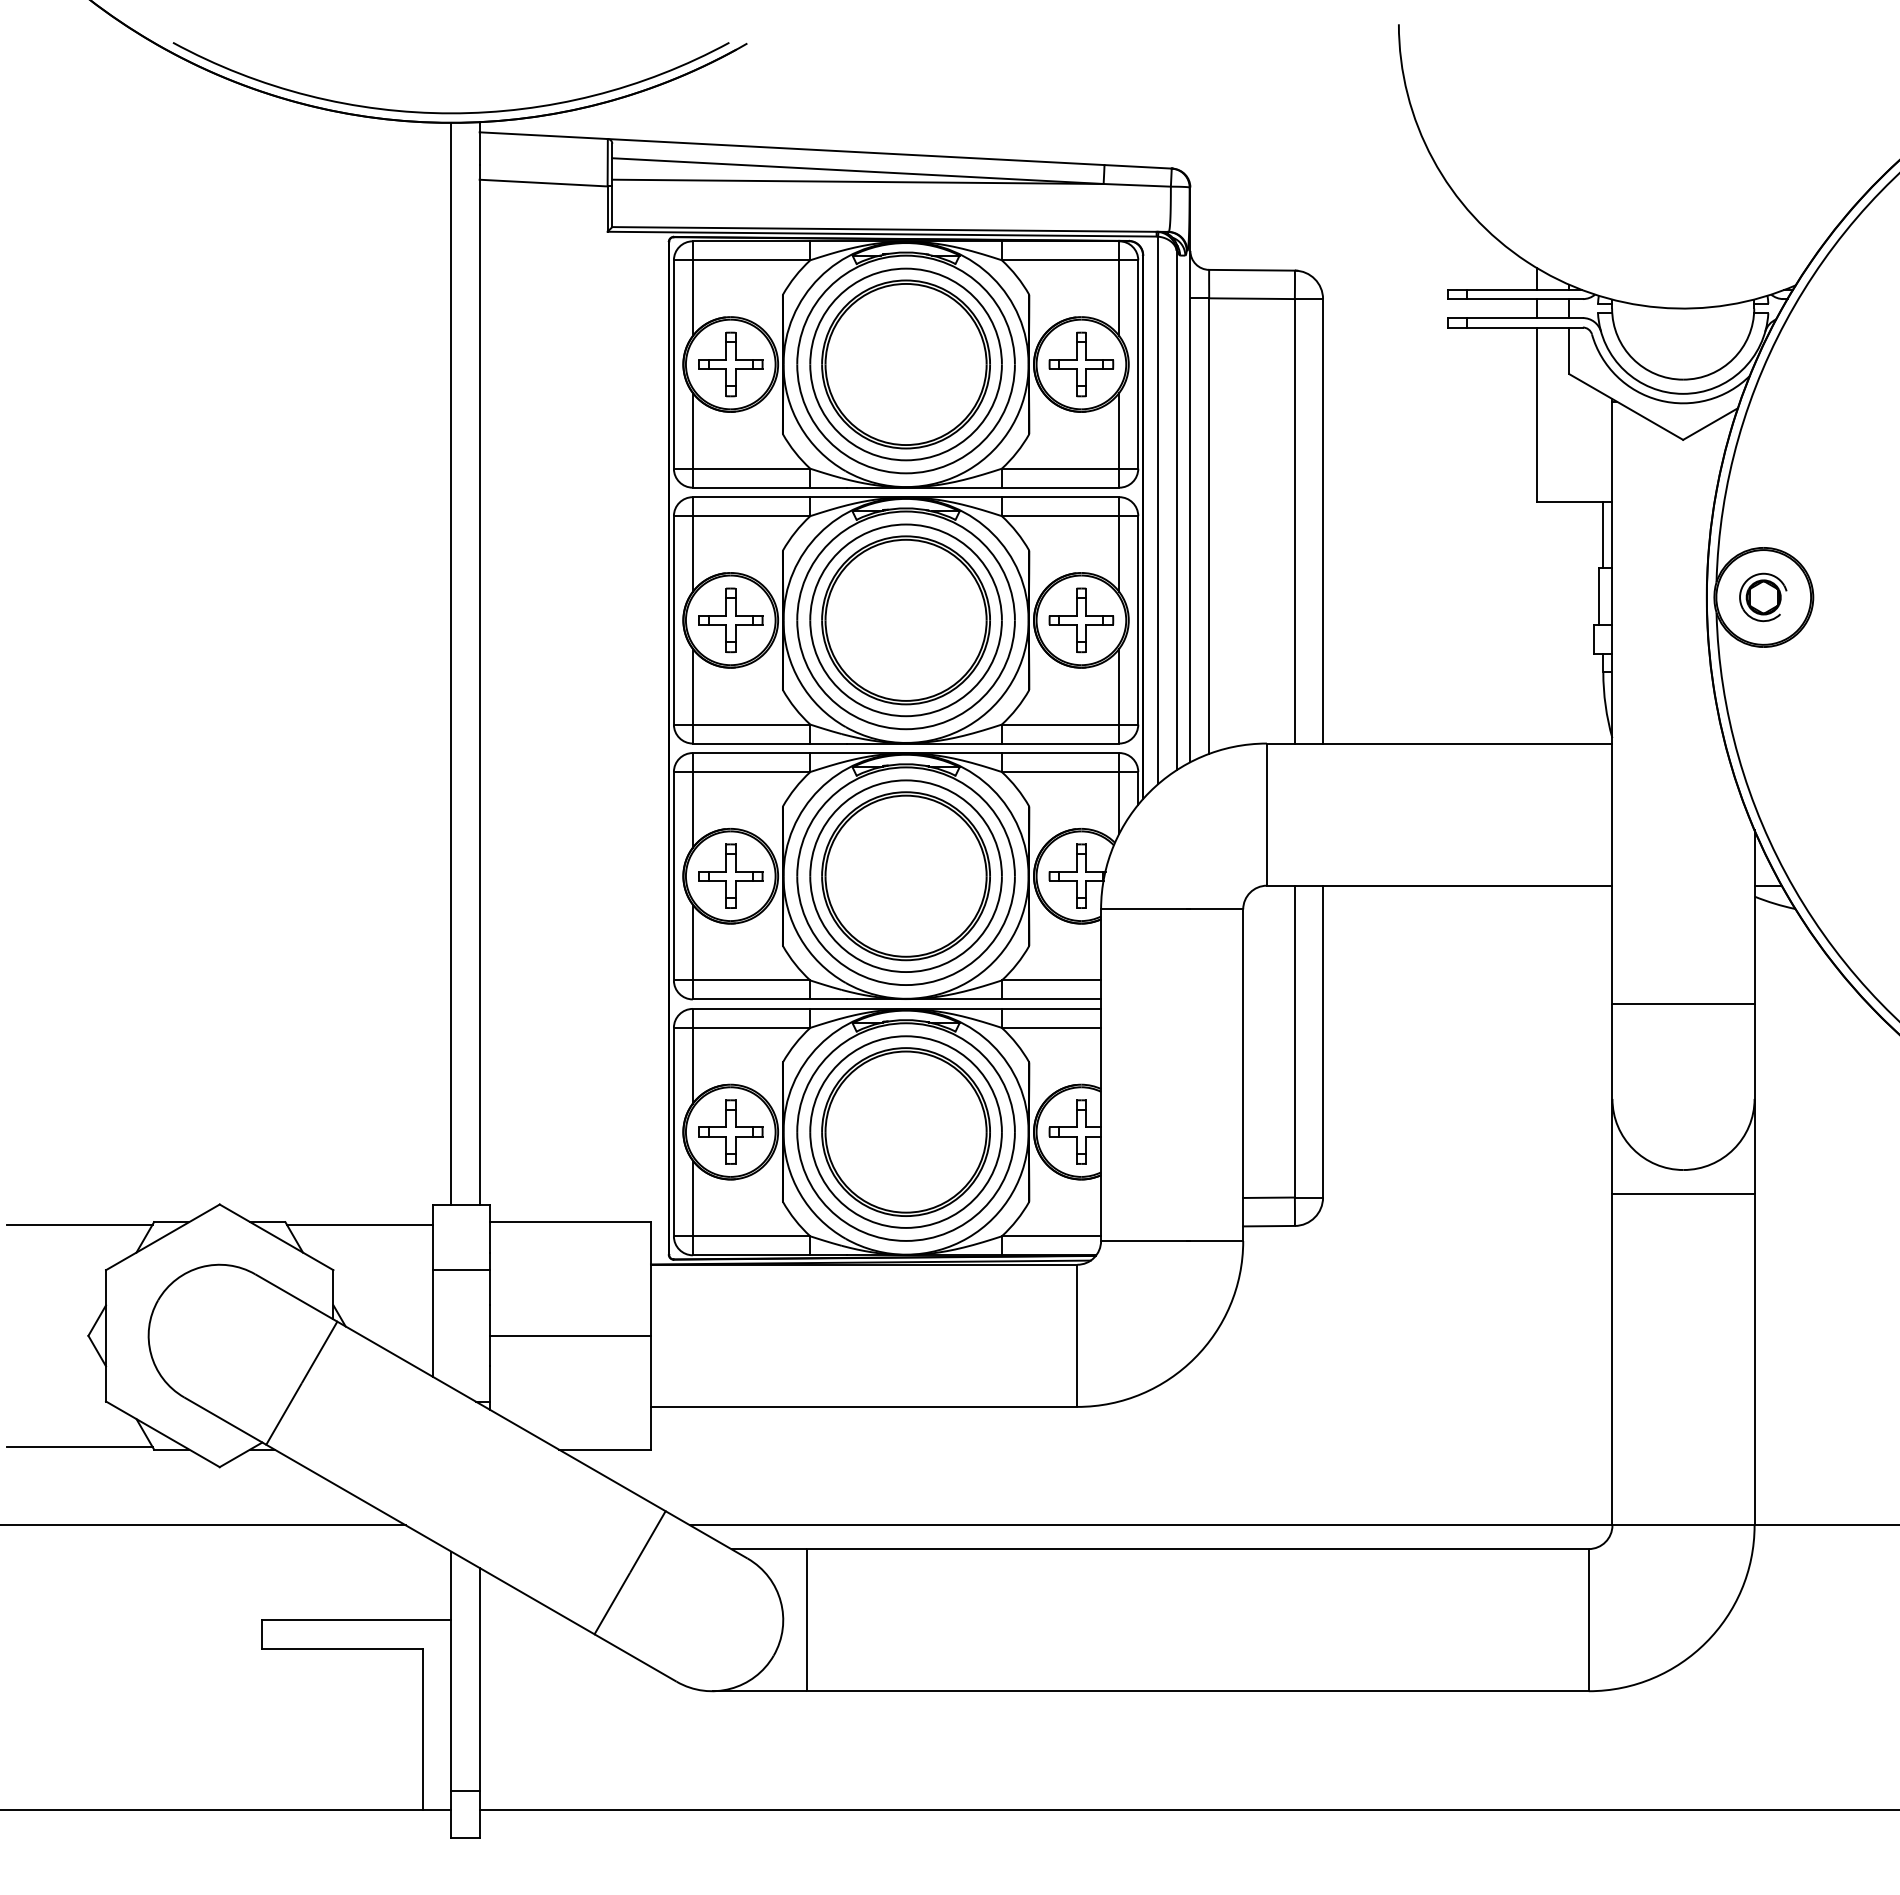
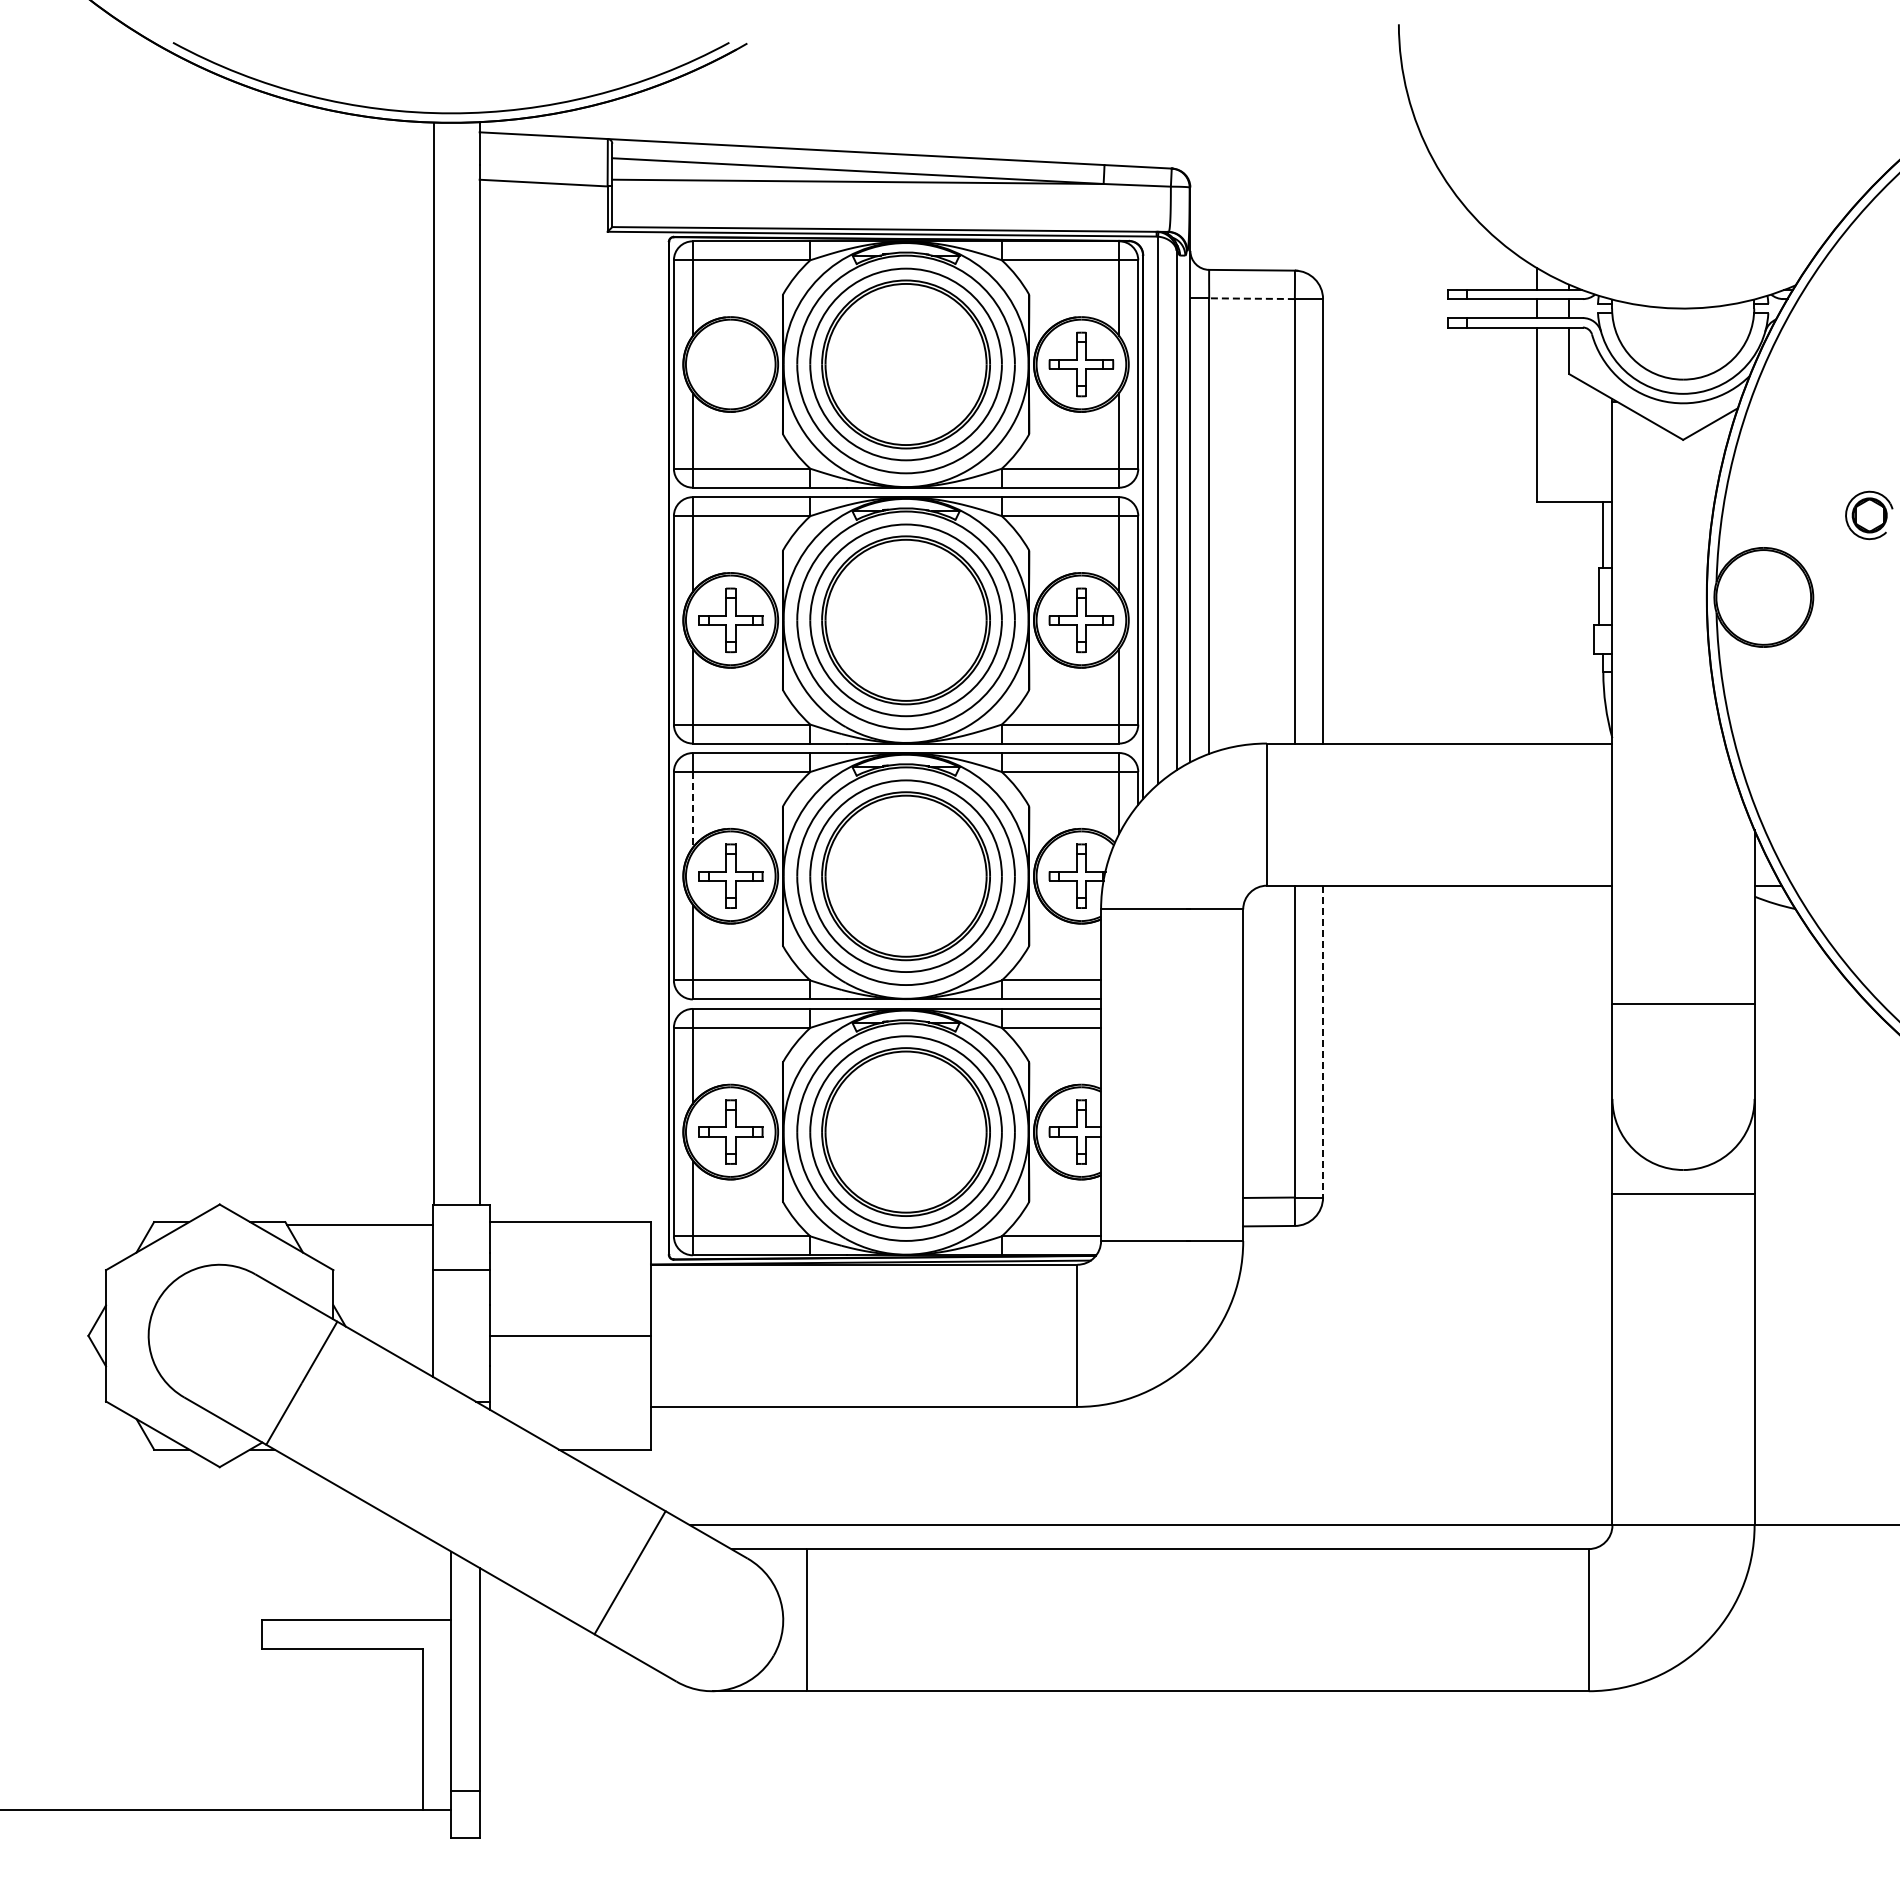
line: solid -> dashed (1252, 298)
part: present -> none (730, 364)
part position: (1763, 597) -> (1869, 515) (1869, 515)
line position: (451, 663) -> (434, 663) (434, 663)
line: solid -> dashed (692, 809)
line: solid -> dashed (1323, 1041)
line: present -> none (79, 1224)
line: present -> none (79, 1447)
line: present -> none (203, 1525)
line: present -> none (1187, 1809)
